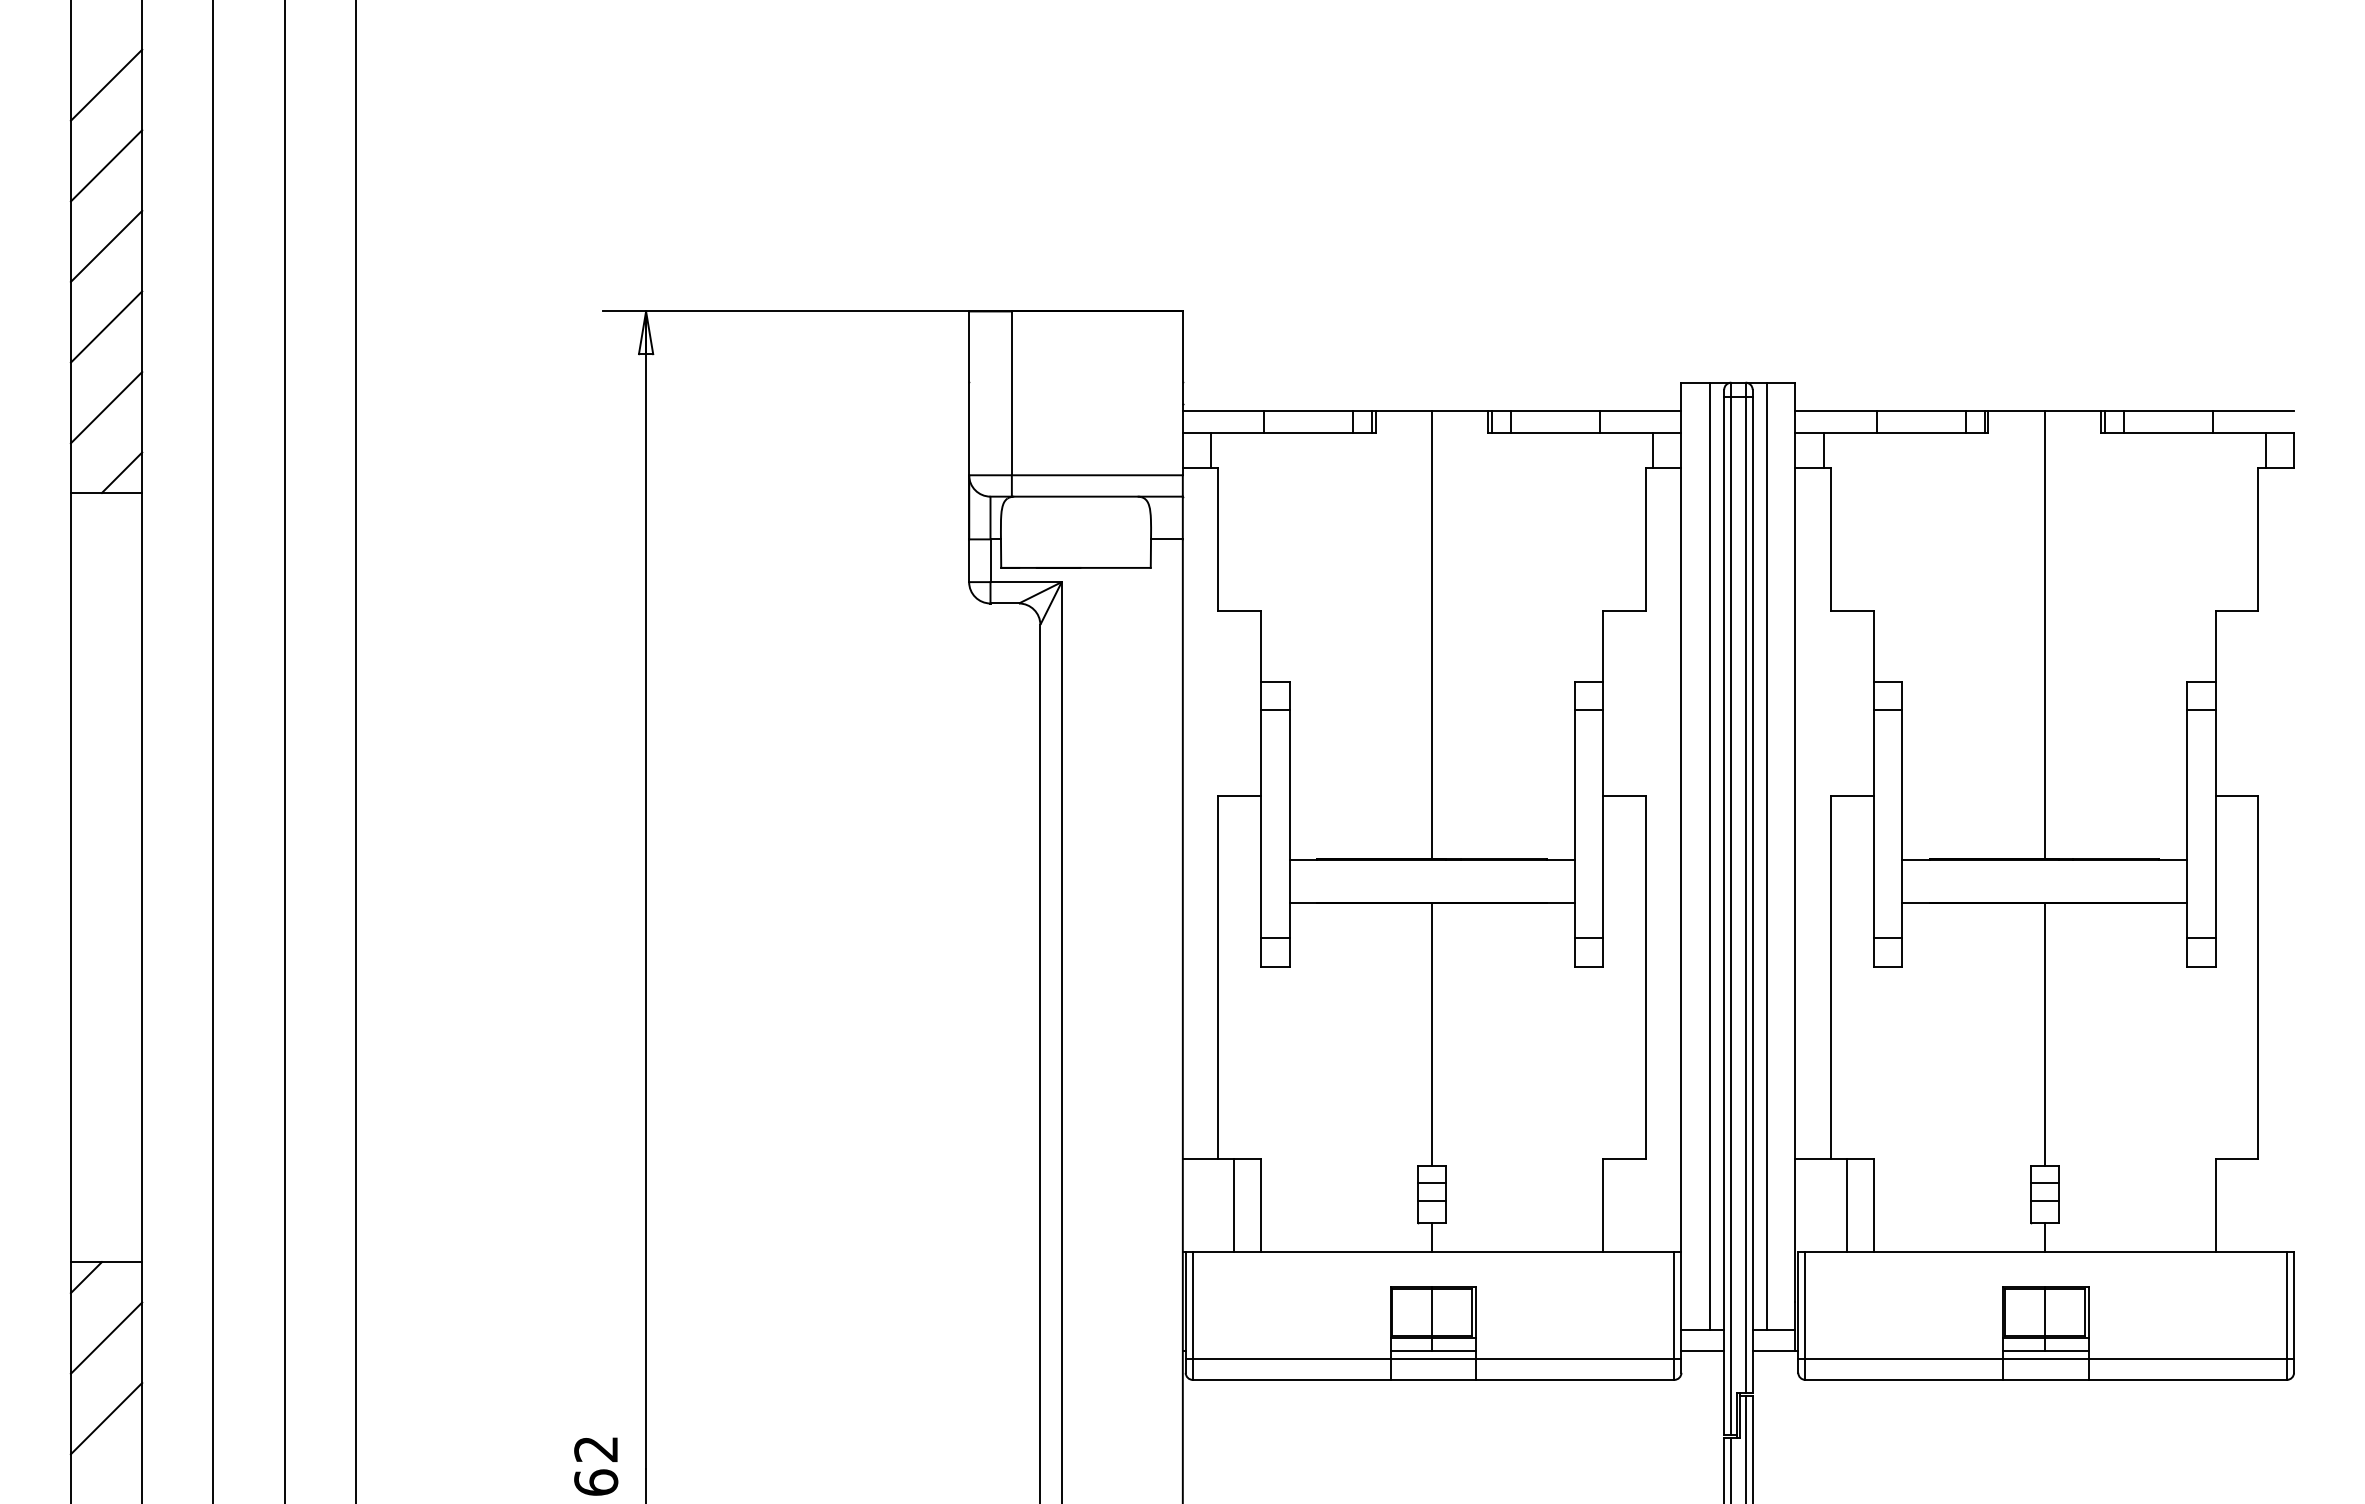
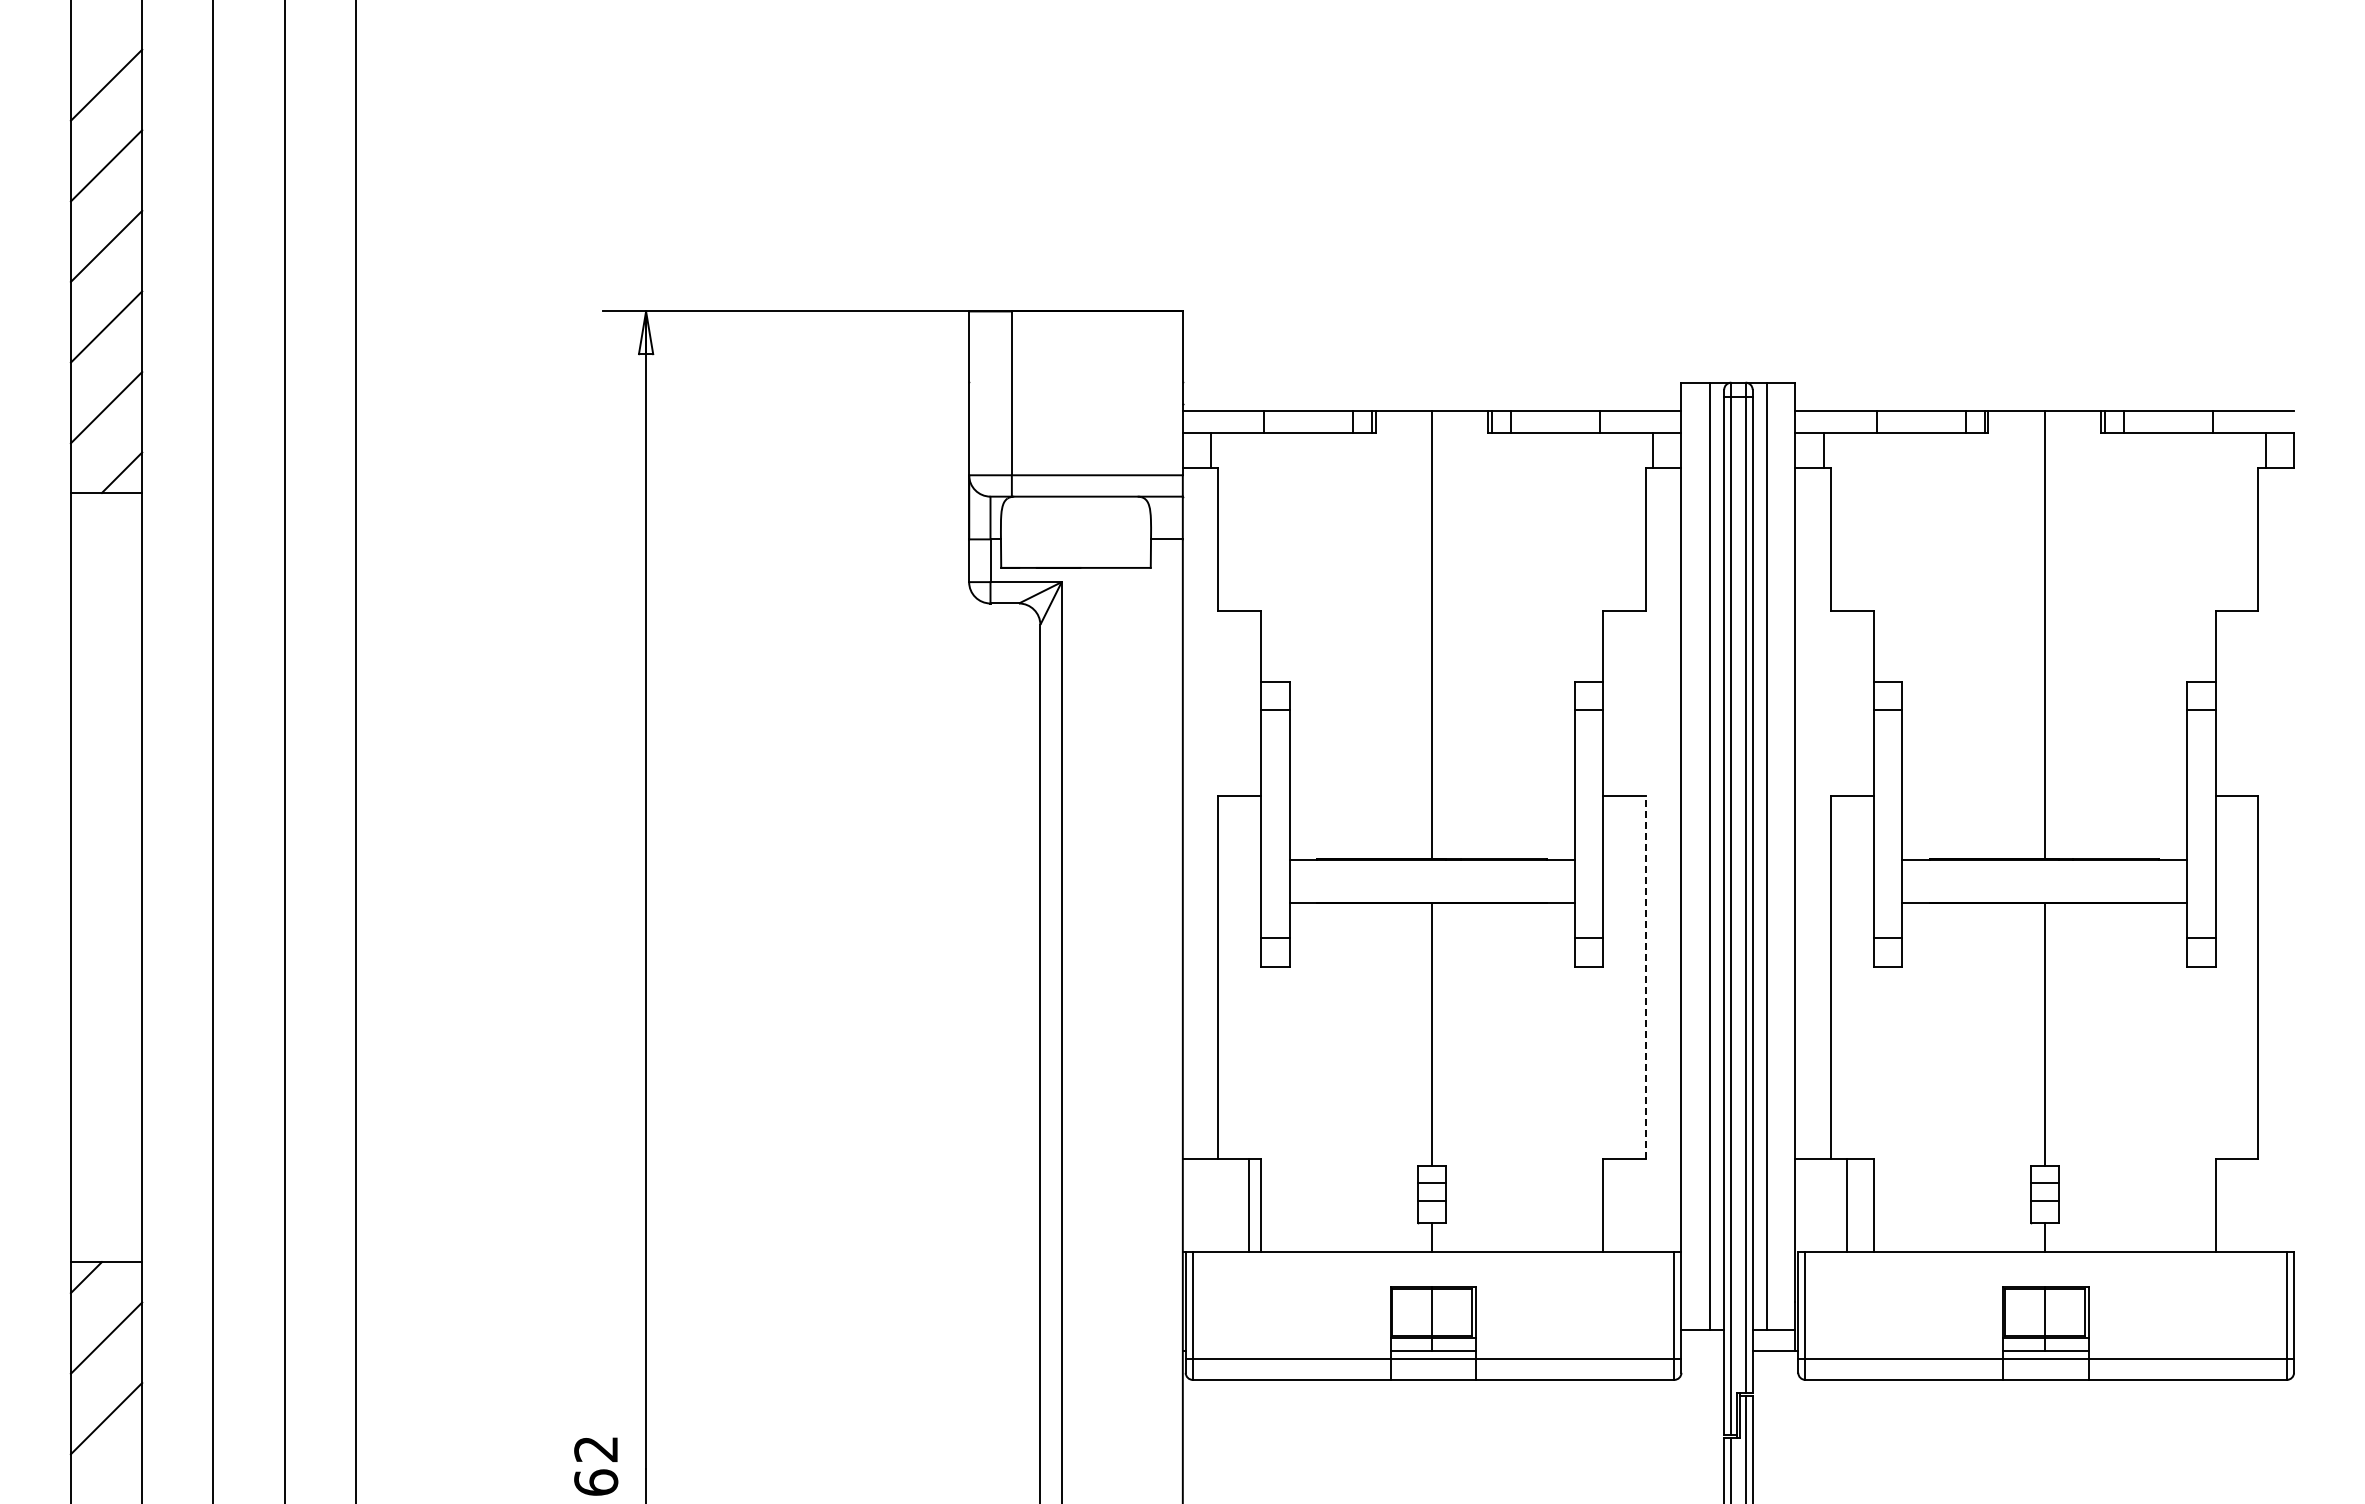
line: solid -> dashed (1645, 977)
line position: (1234, 1205) -> (1249, 1205) (1249, 1205)
line: present -> none (1702, 1351)
